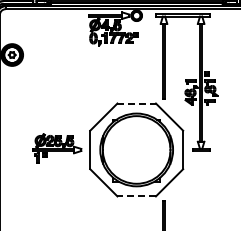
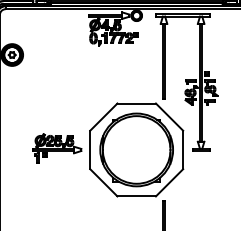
line: dashed -> solid (137, 103)
line: dashed -> solid (136, 196)
